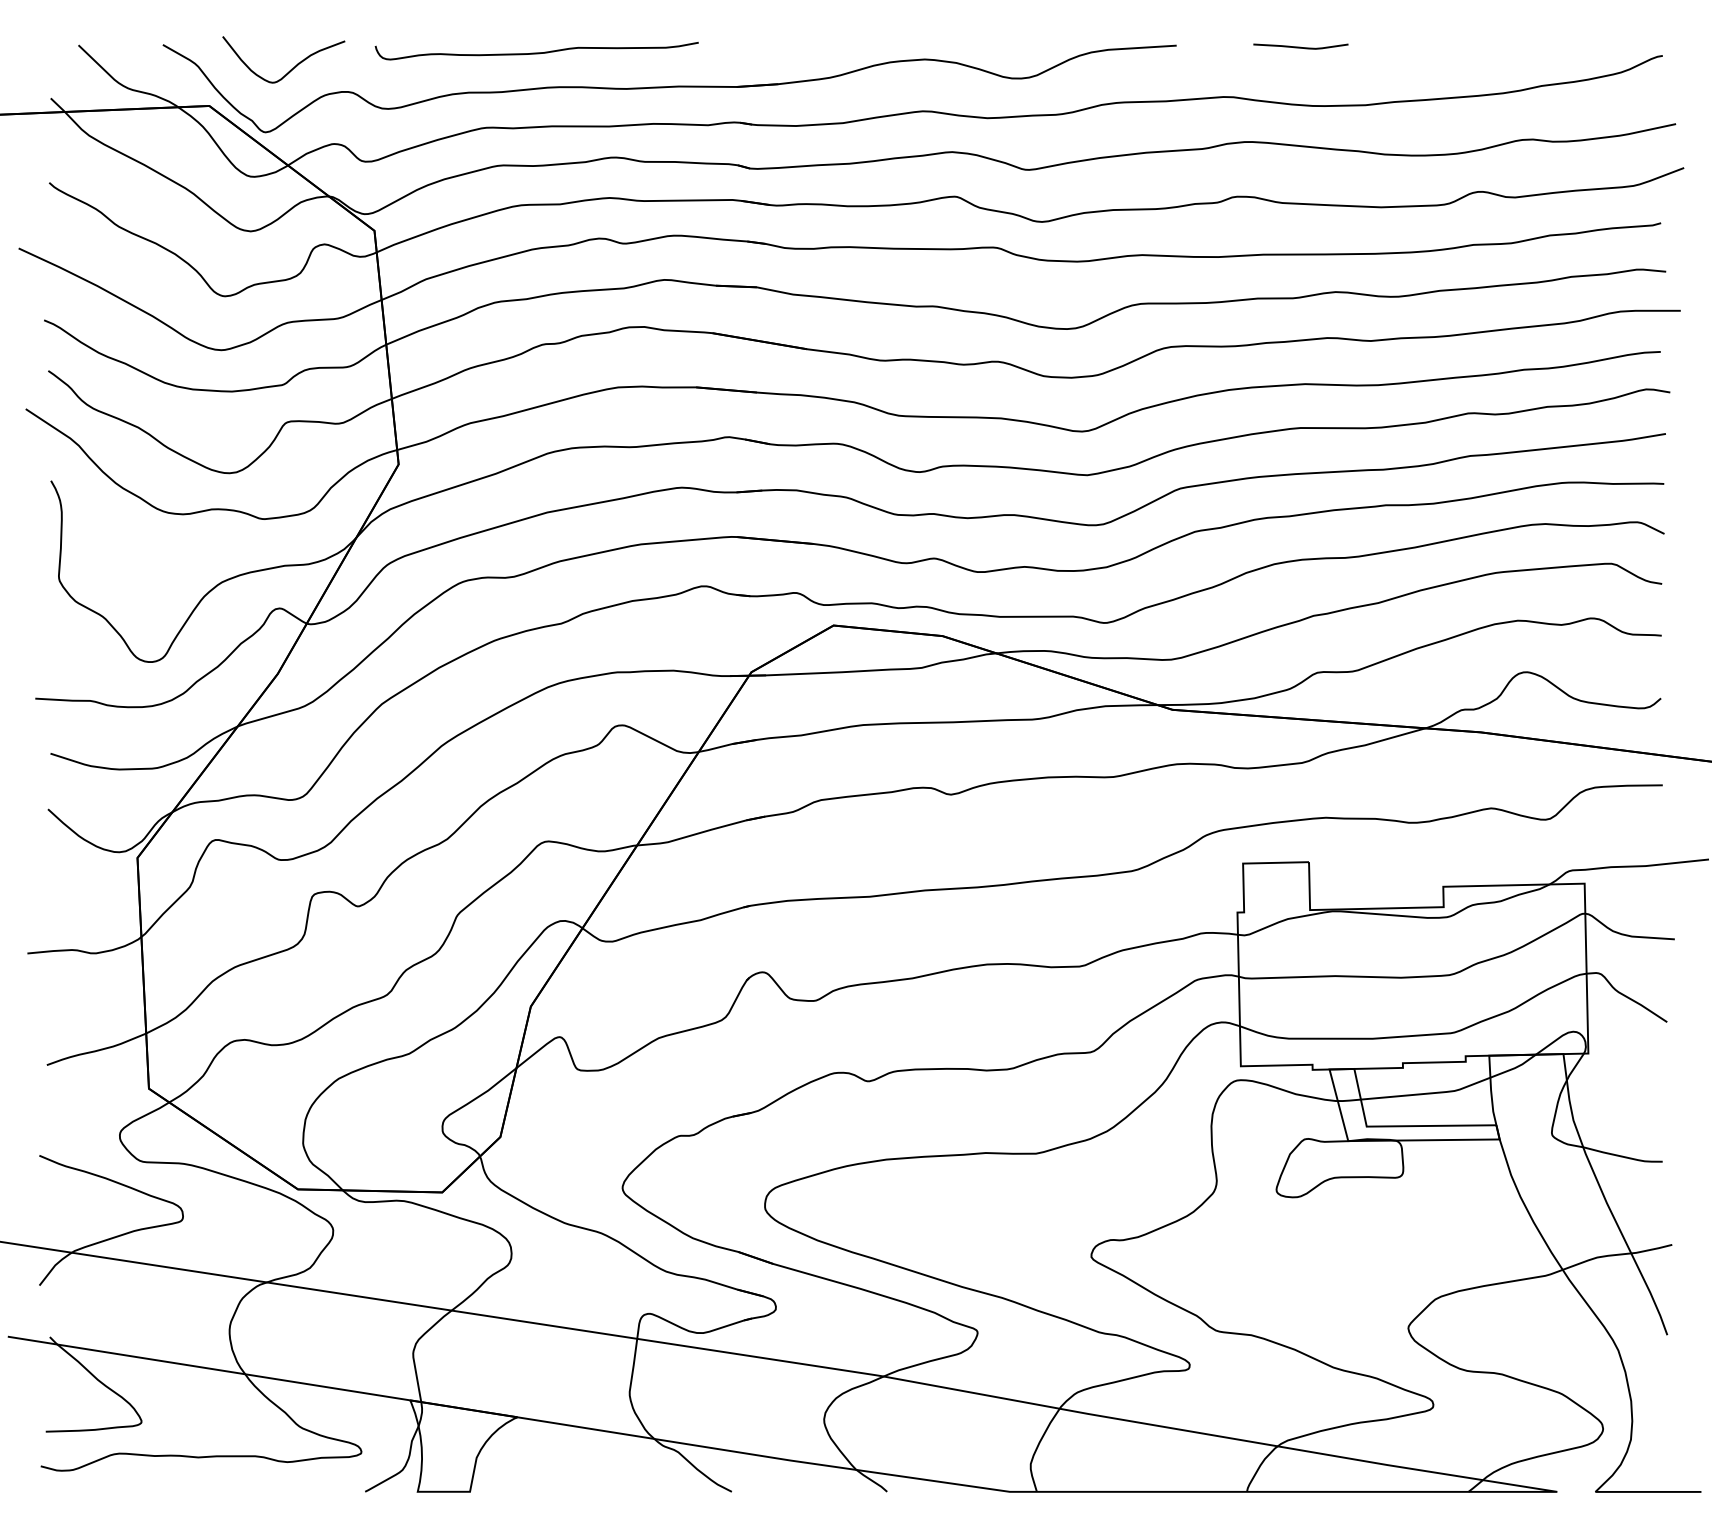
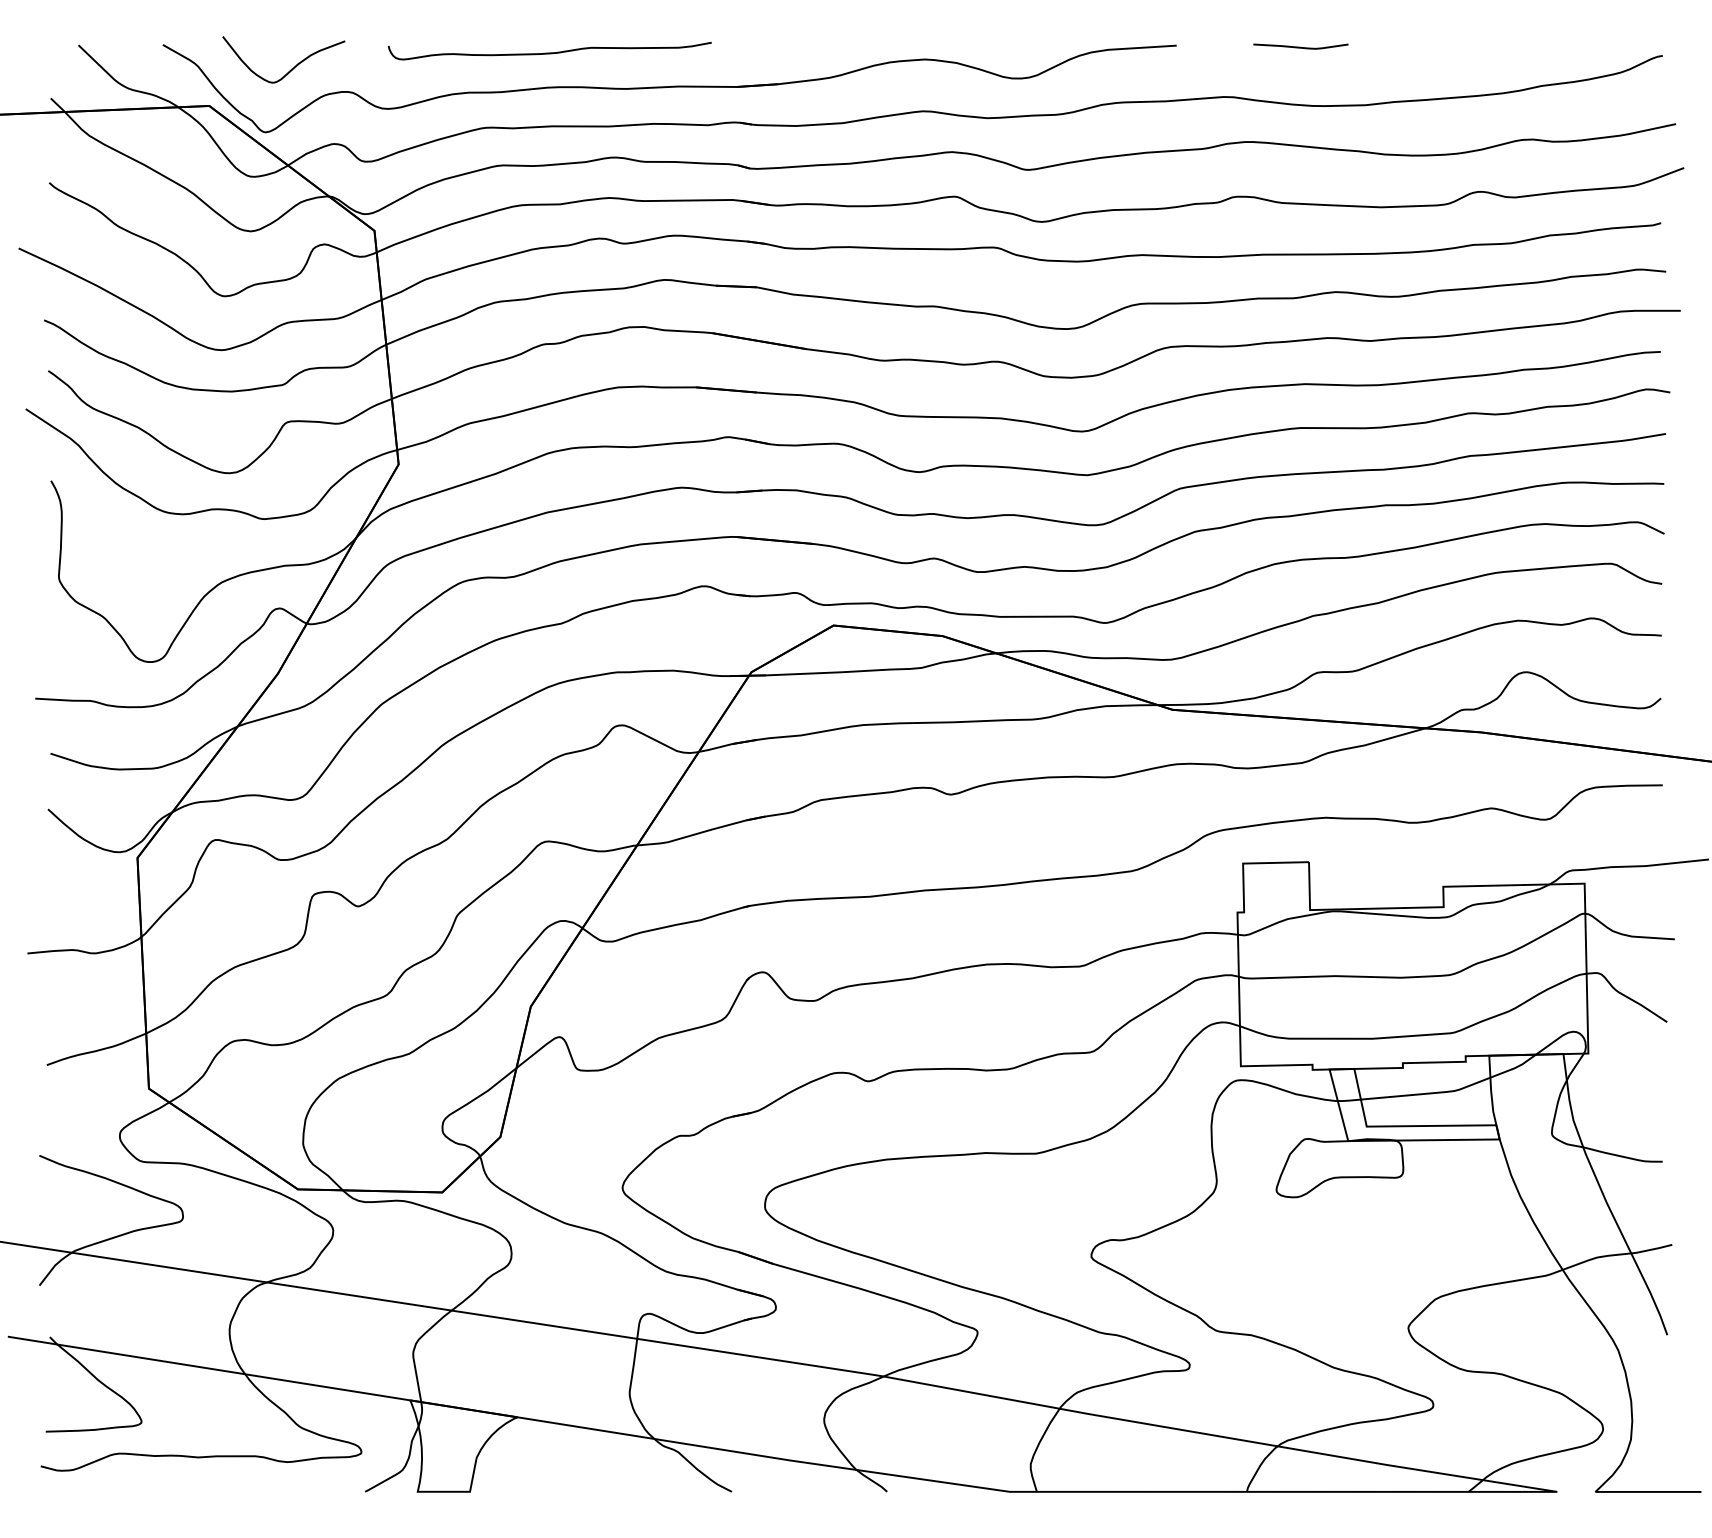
curve position: (536, 52) -> (549, 52) (549, 52)
